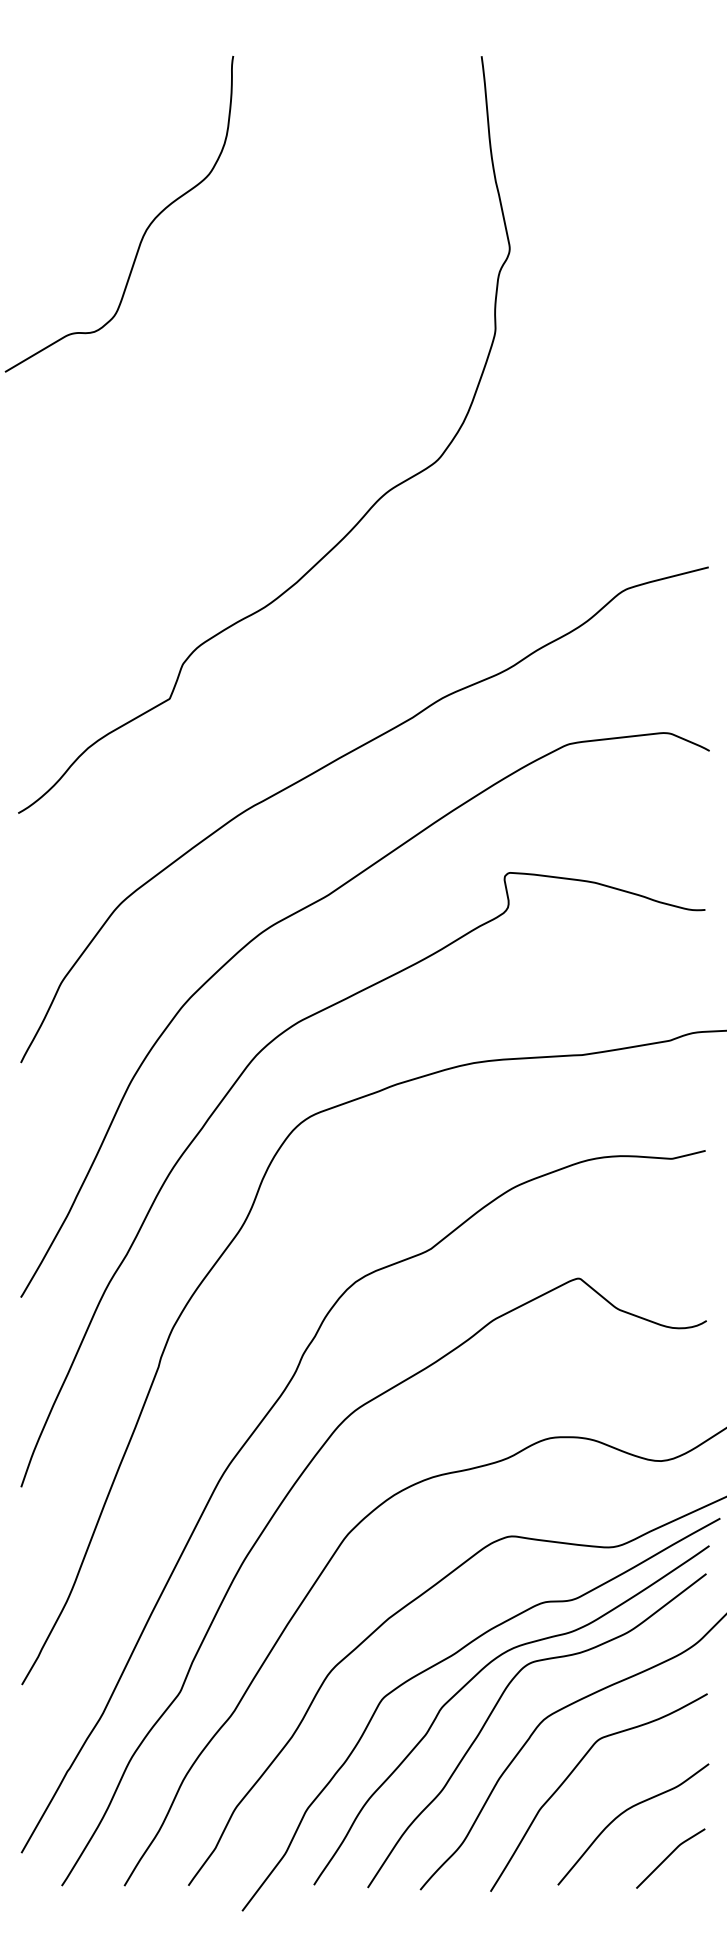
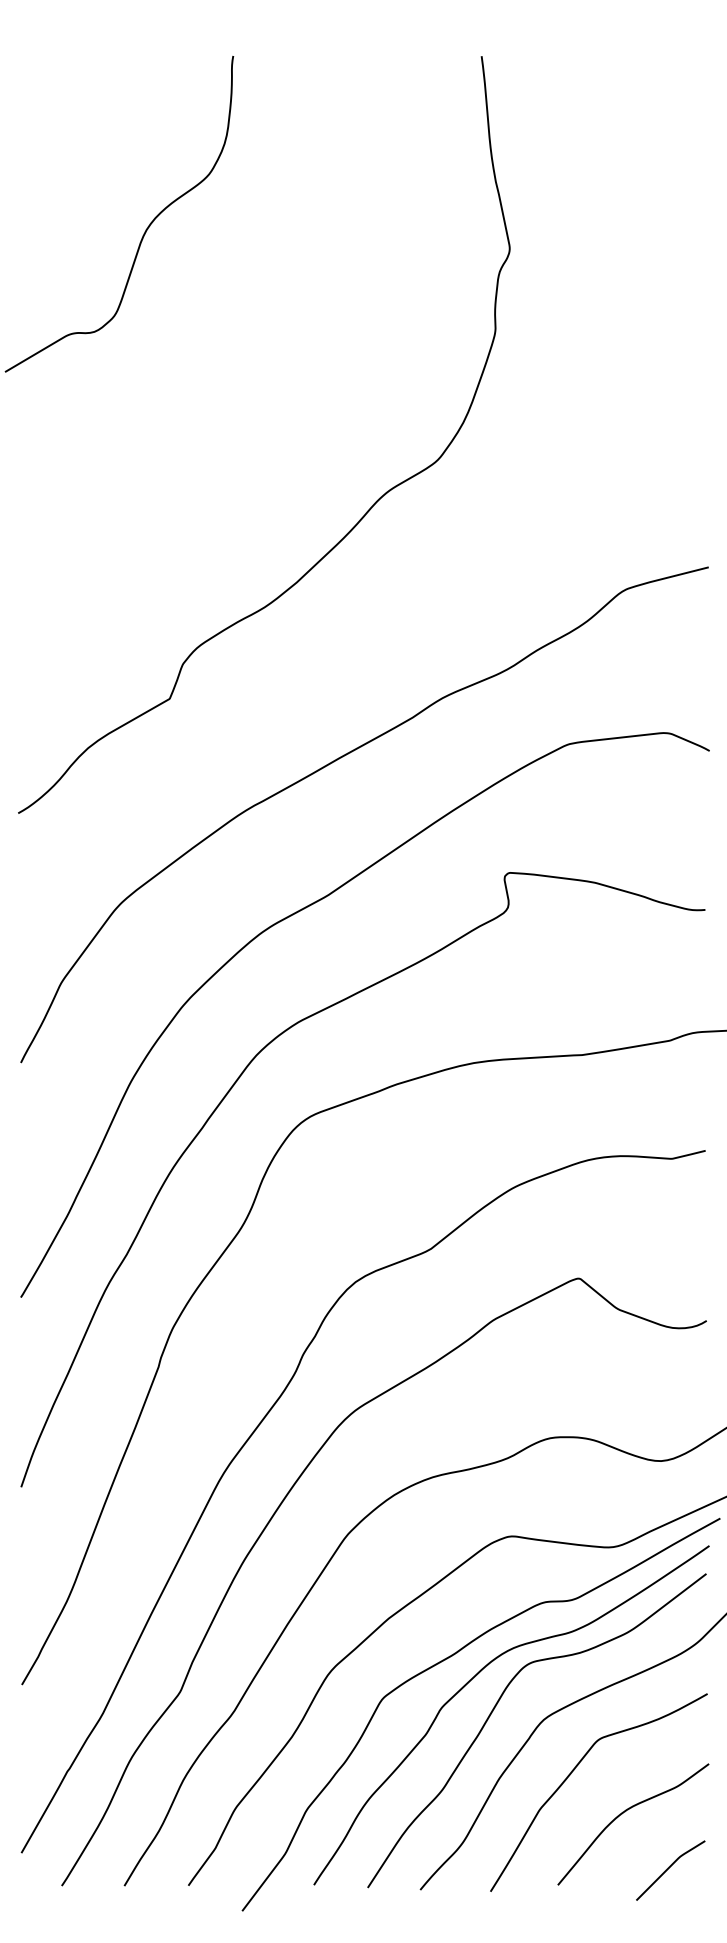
curve position: (669, 1856) -> (669, 1868) (669, 1868)
